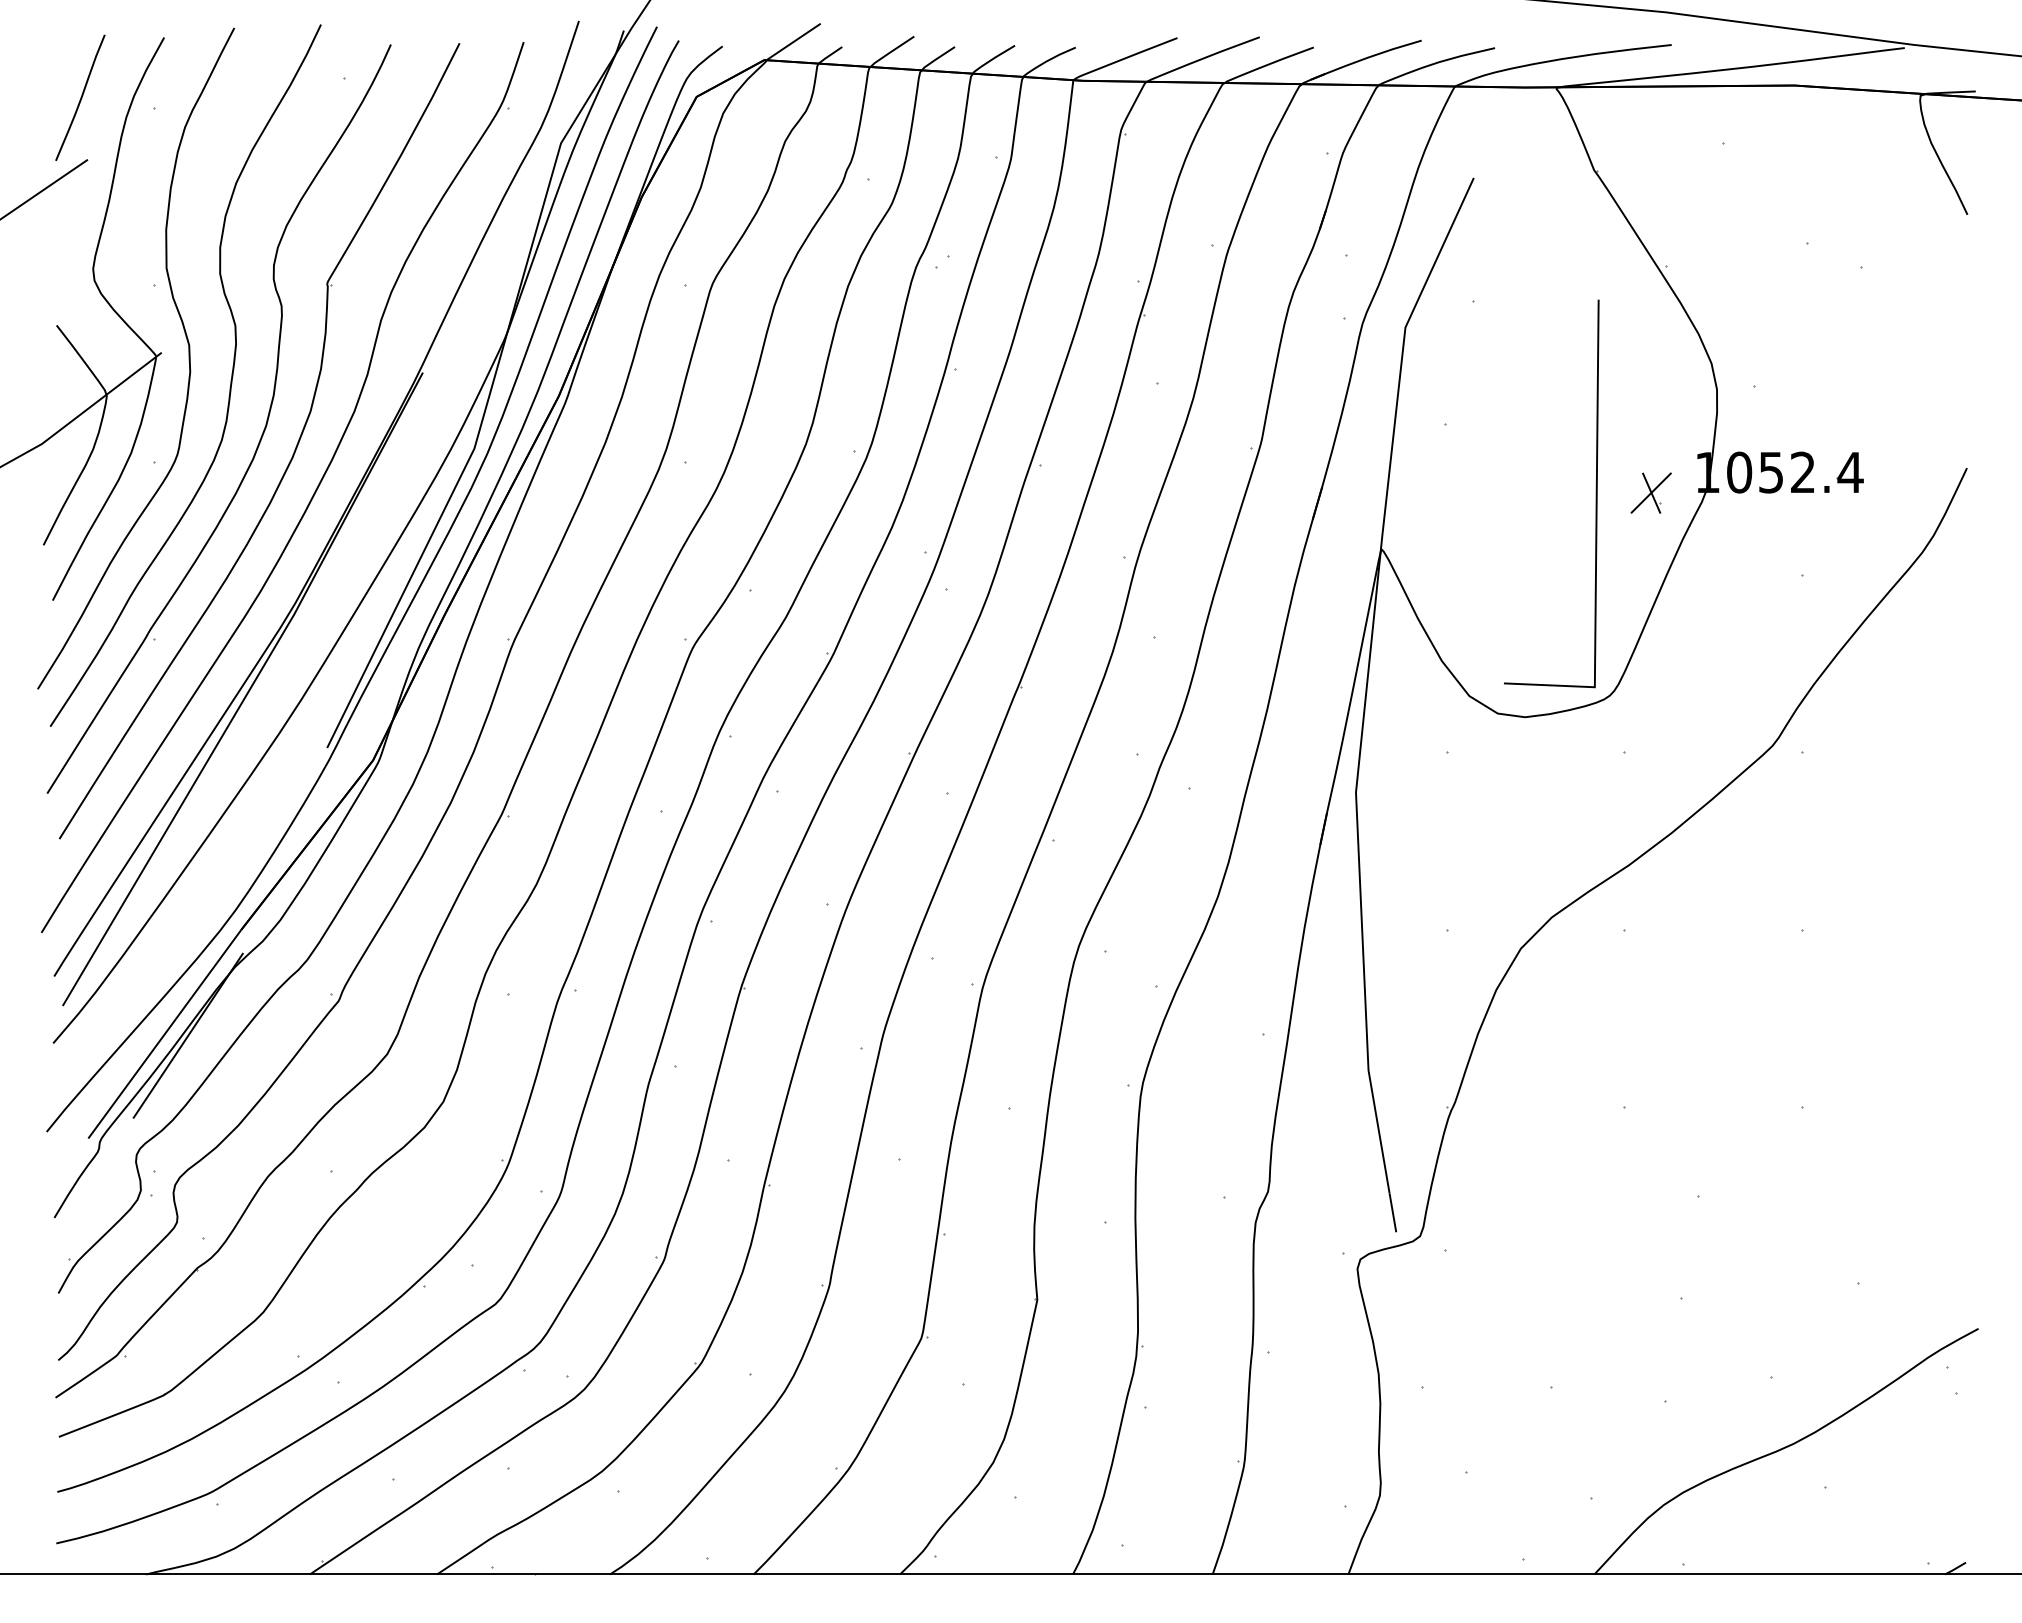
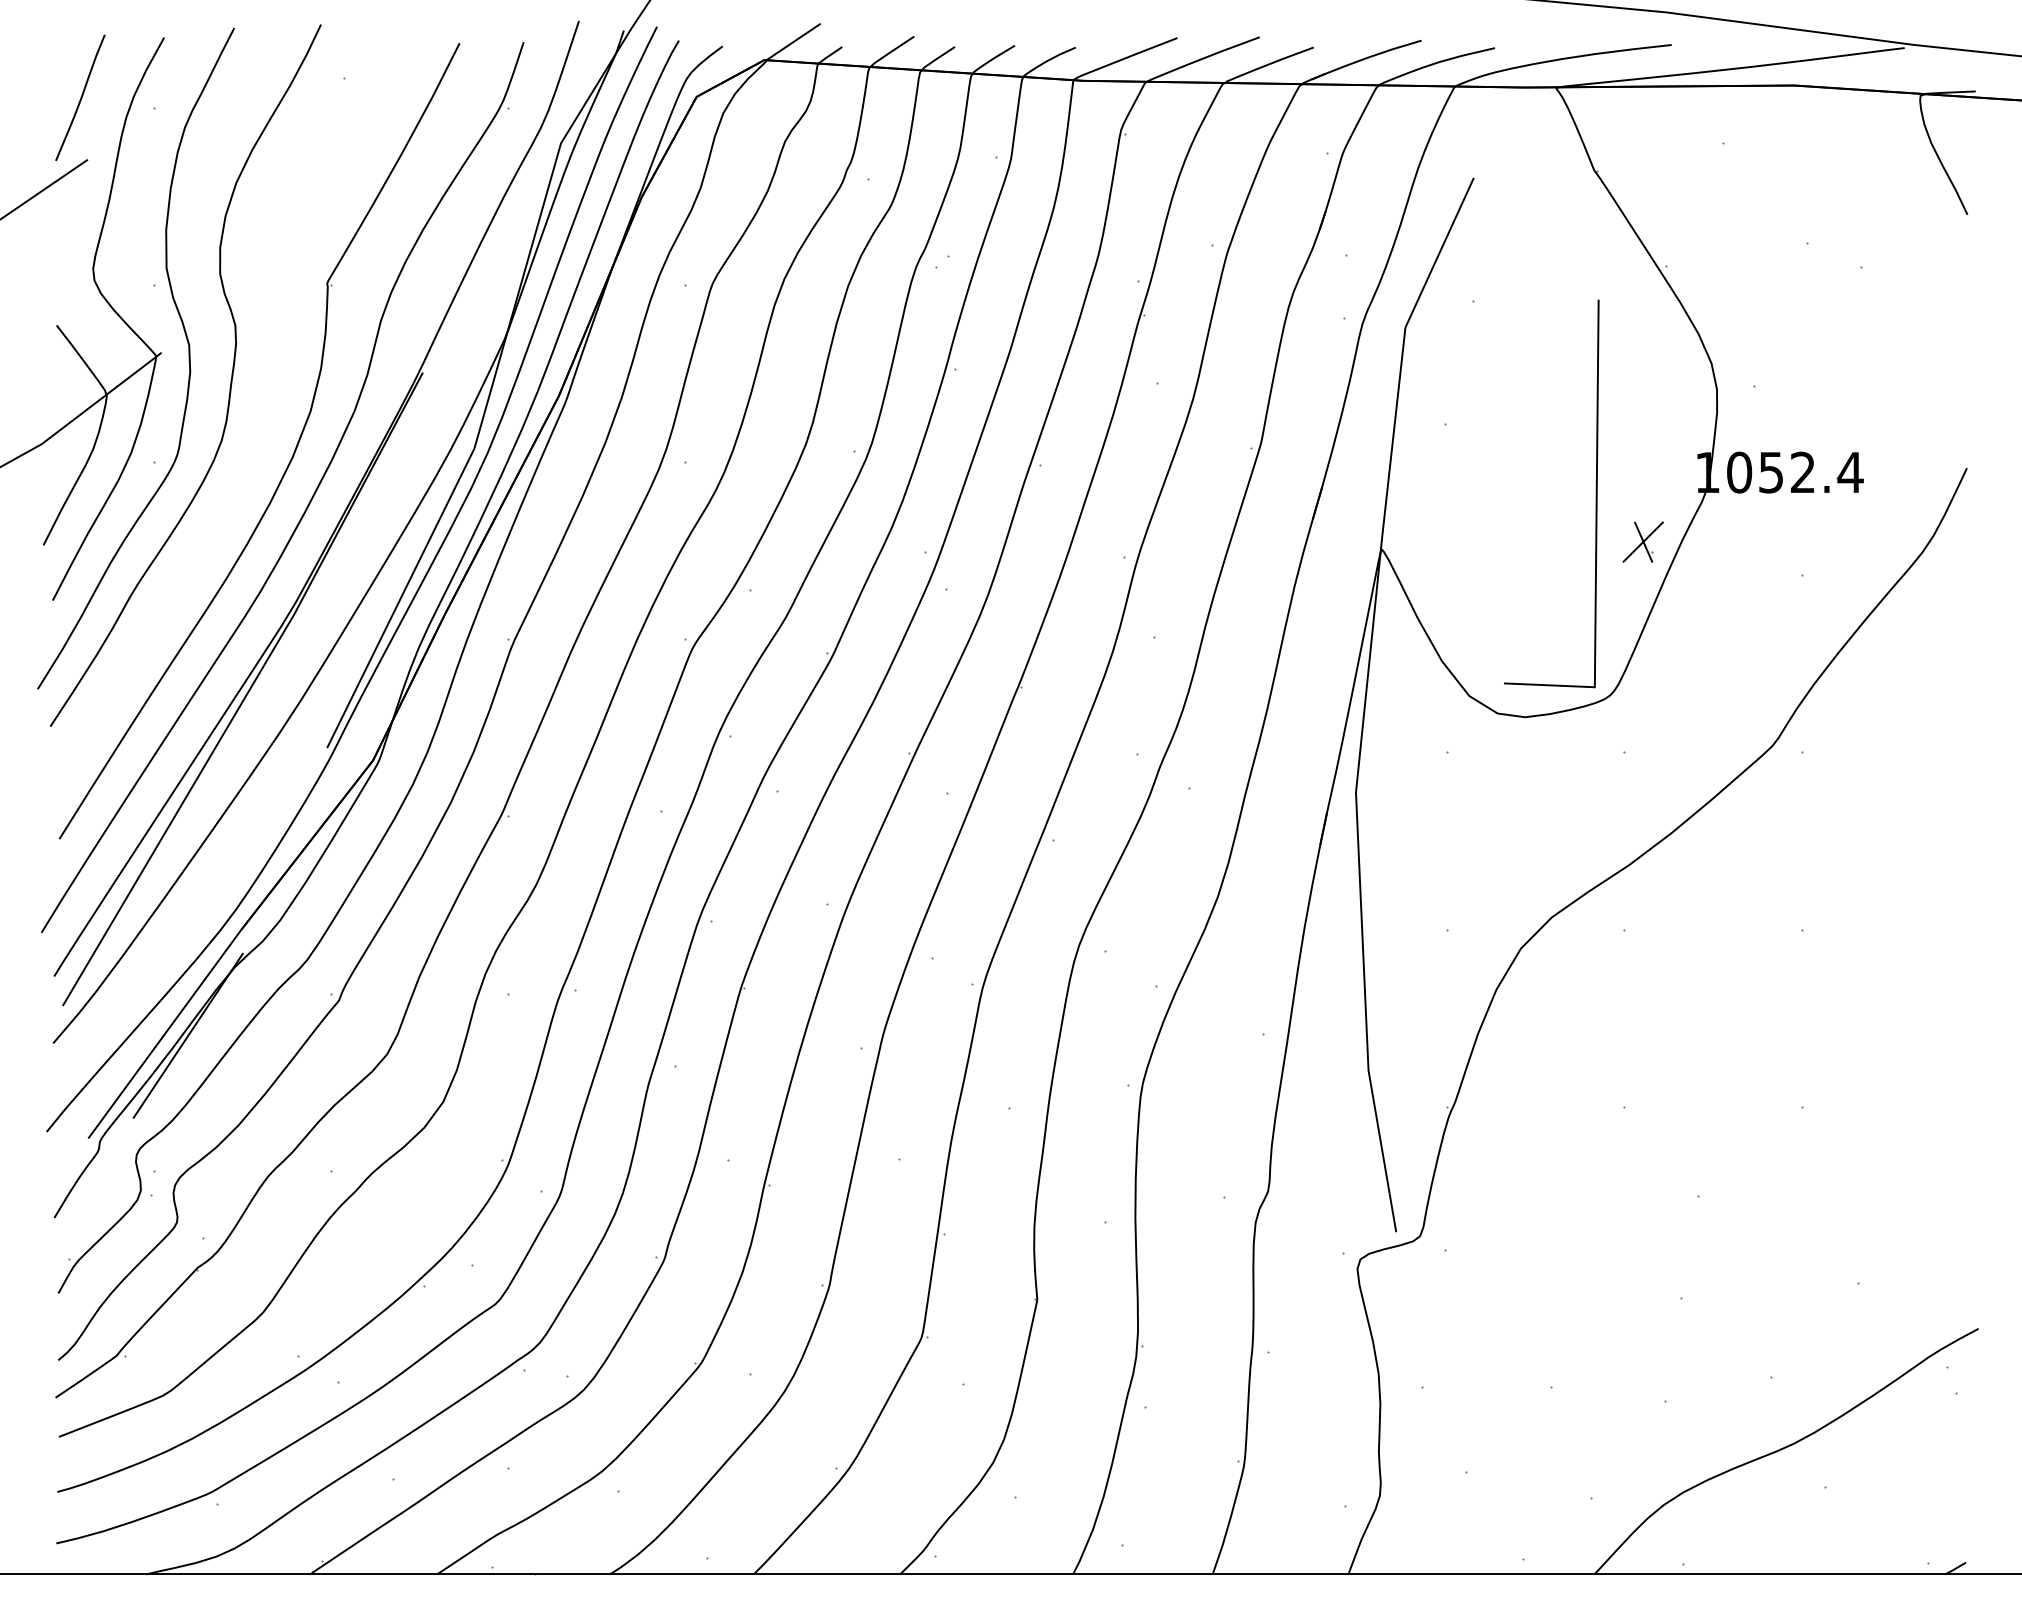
part: present -> none (261, 434)
part position: (1650, 492) -> (1642, 541) (1642, 541)
